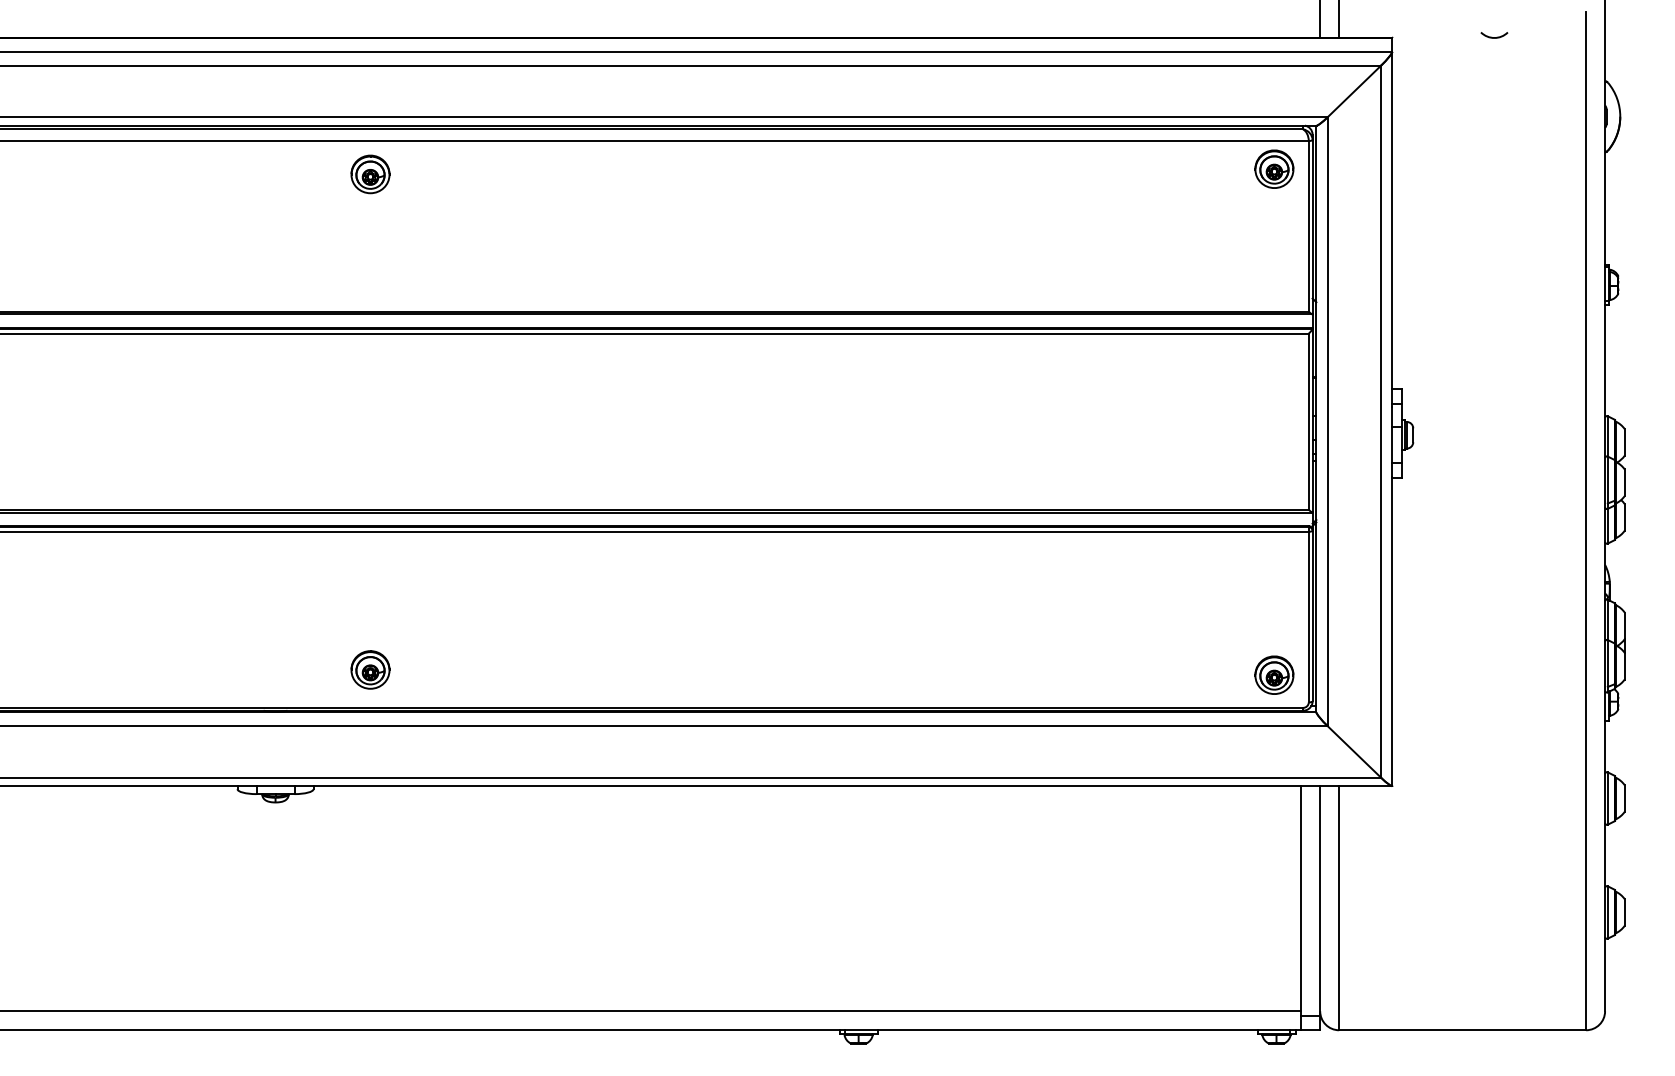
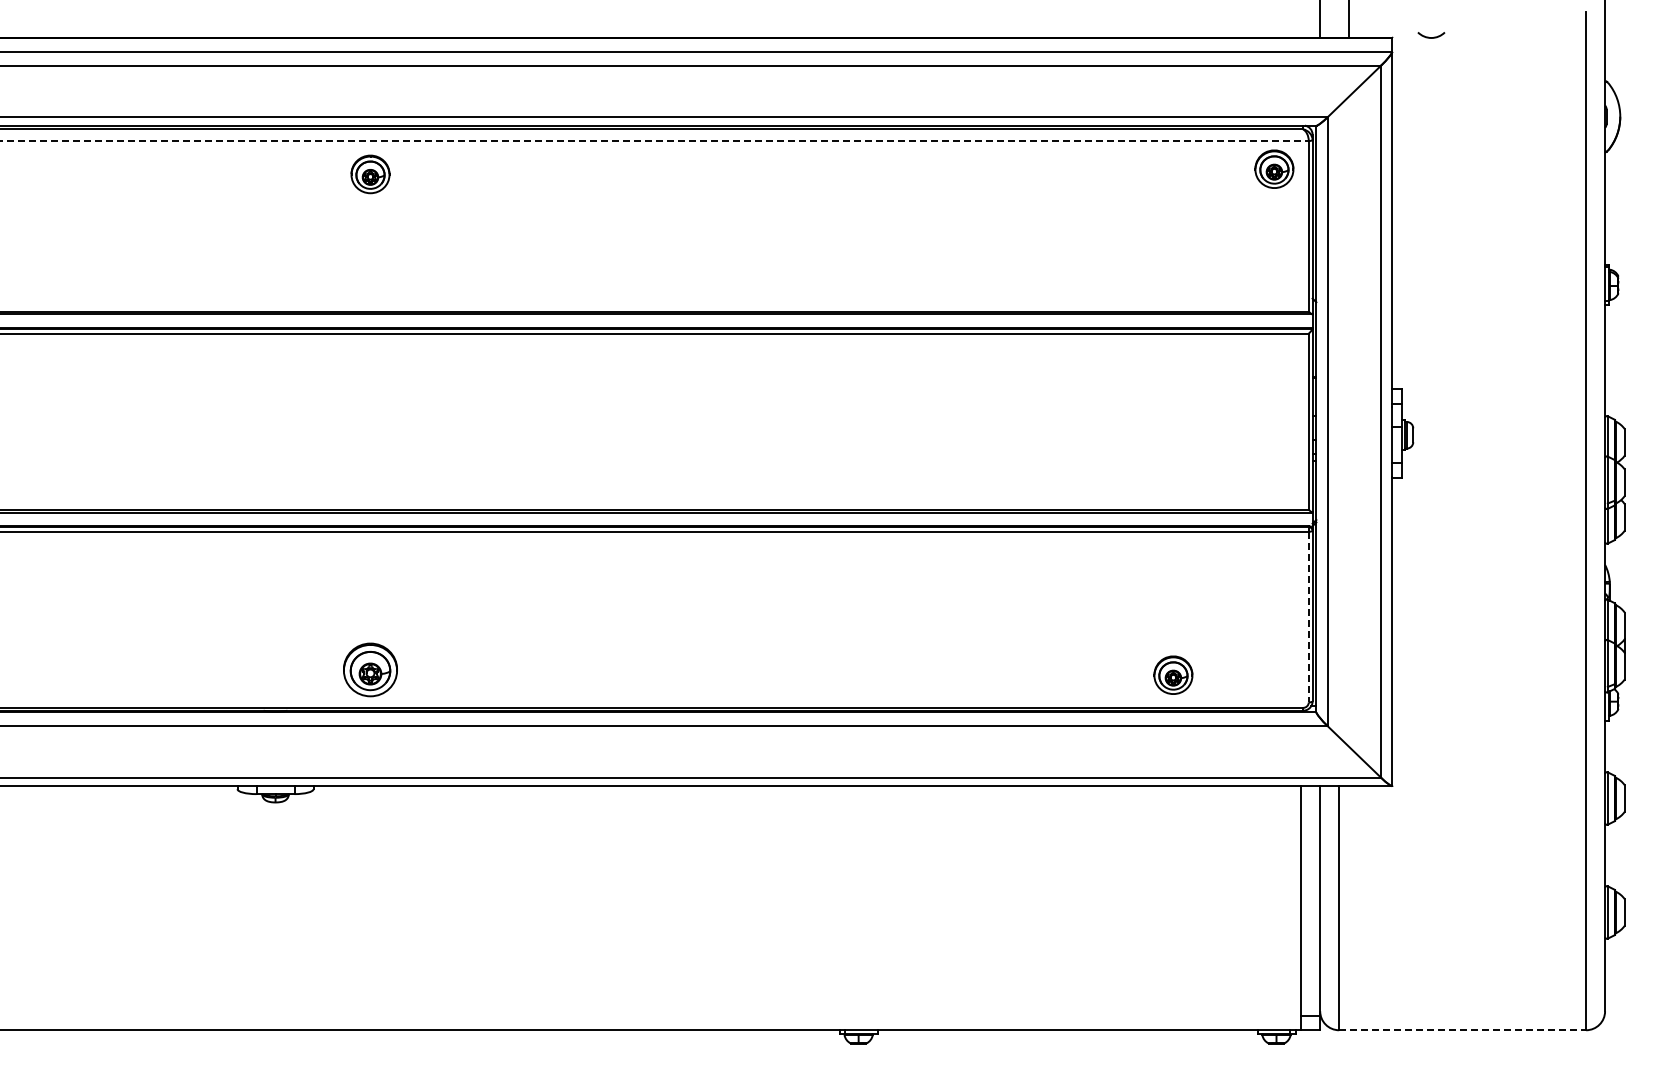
line position: (1339, 19) -> (1349, 19) (1349, 19)
arc position: (1494, 37) -> (1431, 37) (1431, 37)
line: solid -> dashed (654, 141)
line: solid -> dashed (1308, 617)
part size: 41x40 px -> 55x56 px (370, 669)
part position: (1274, 674) -> (1173, 674) (1173, 674)
line: present -> none (651, 1011)
line: solid -> dashed (1463, 1030)
